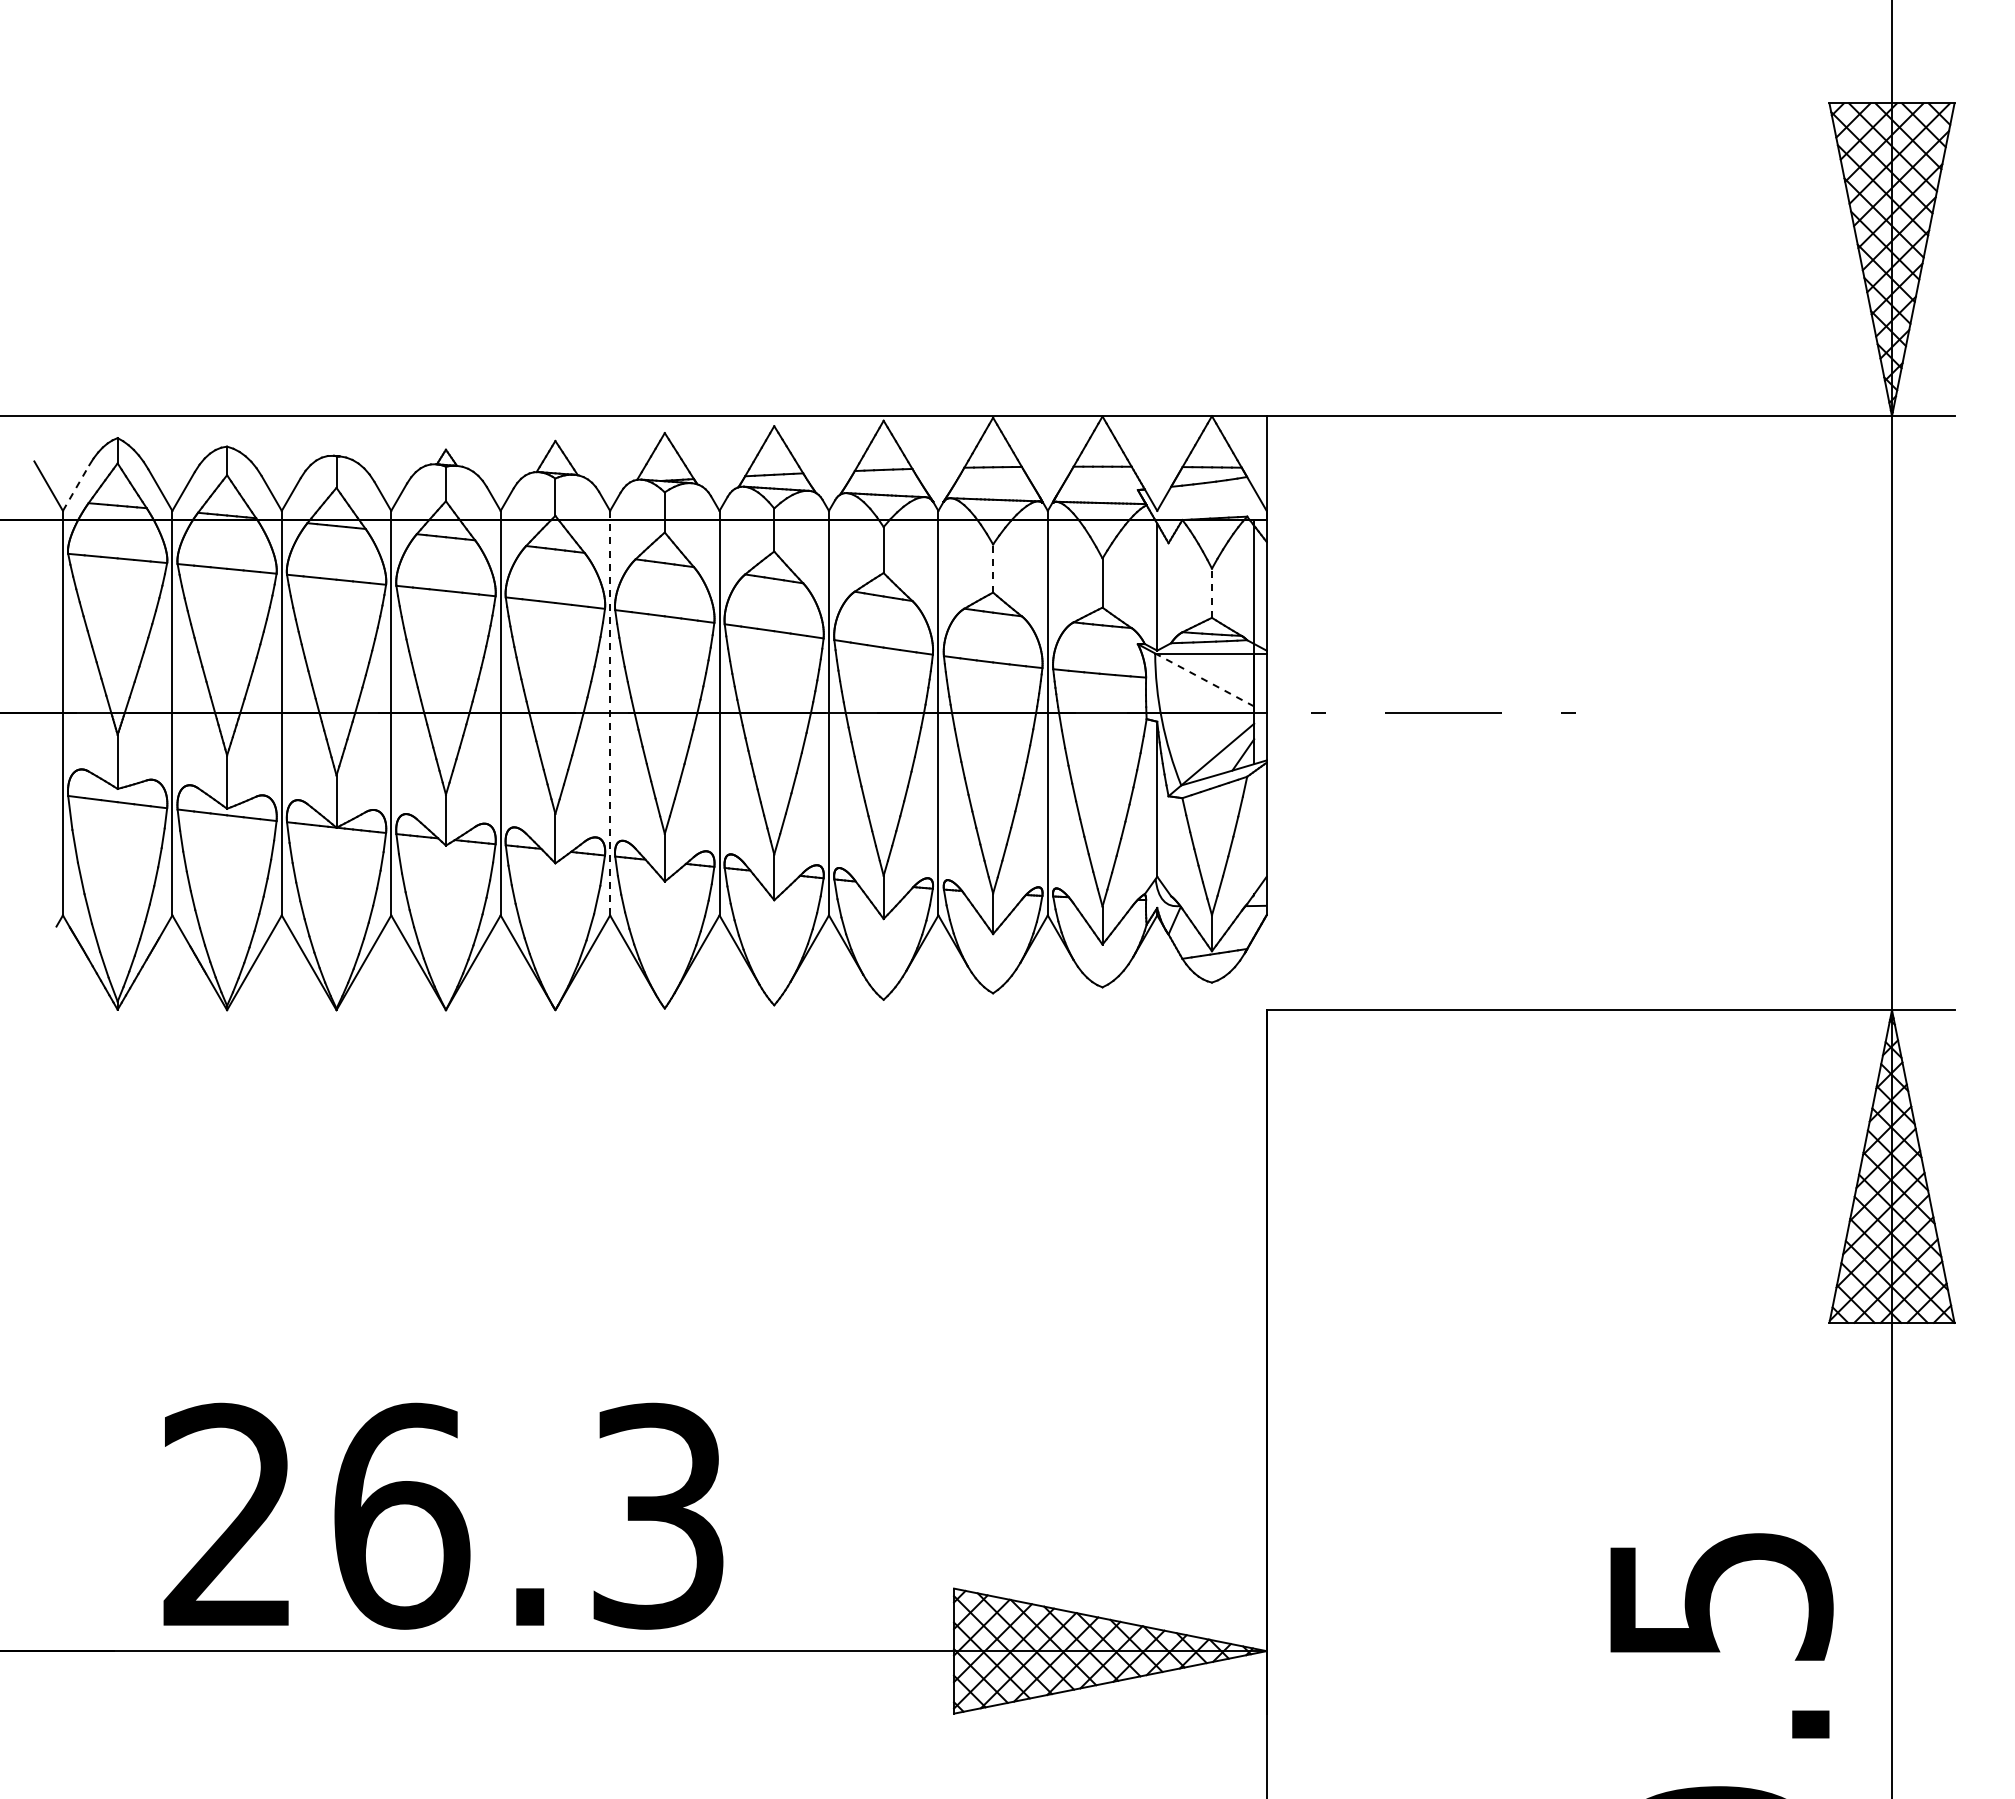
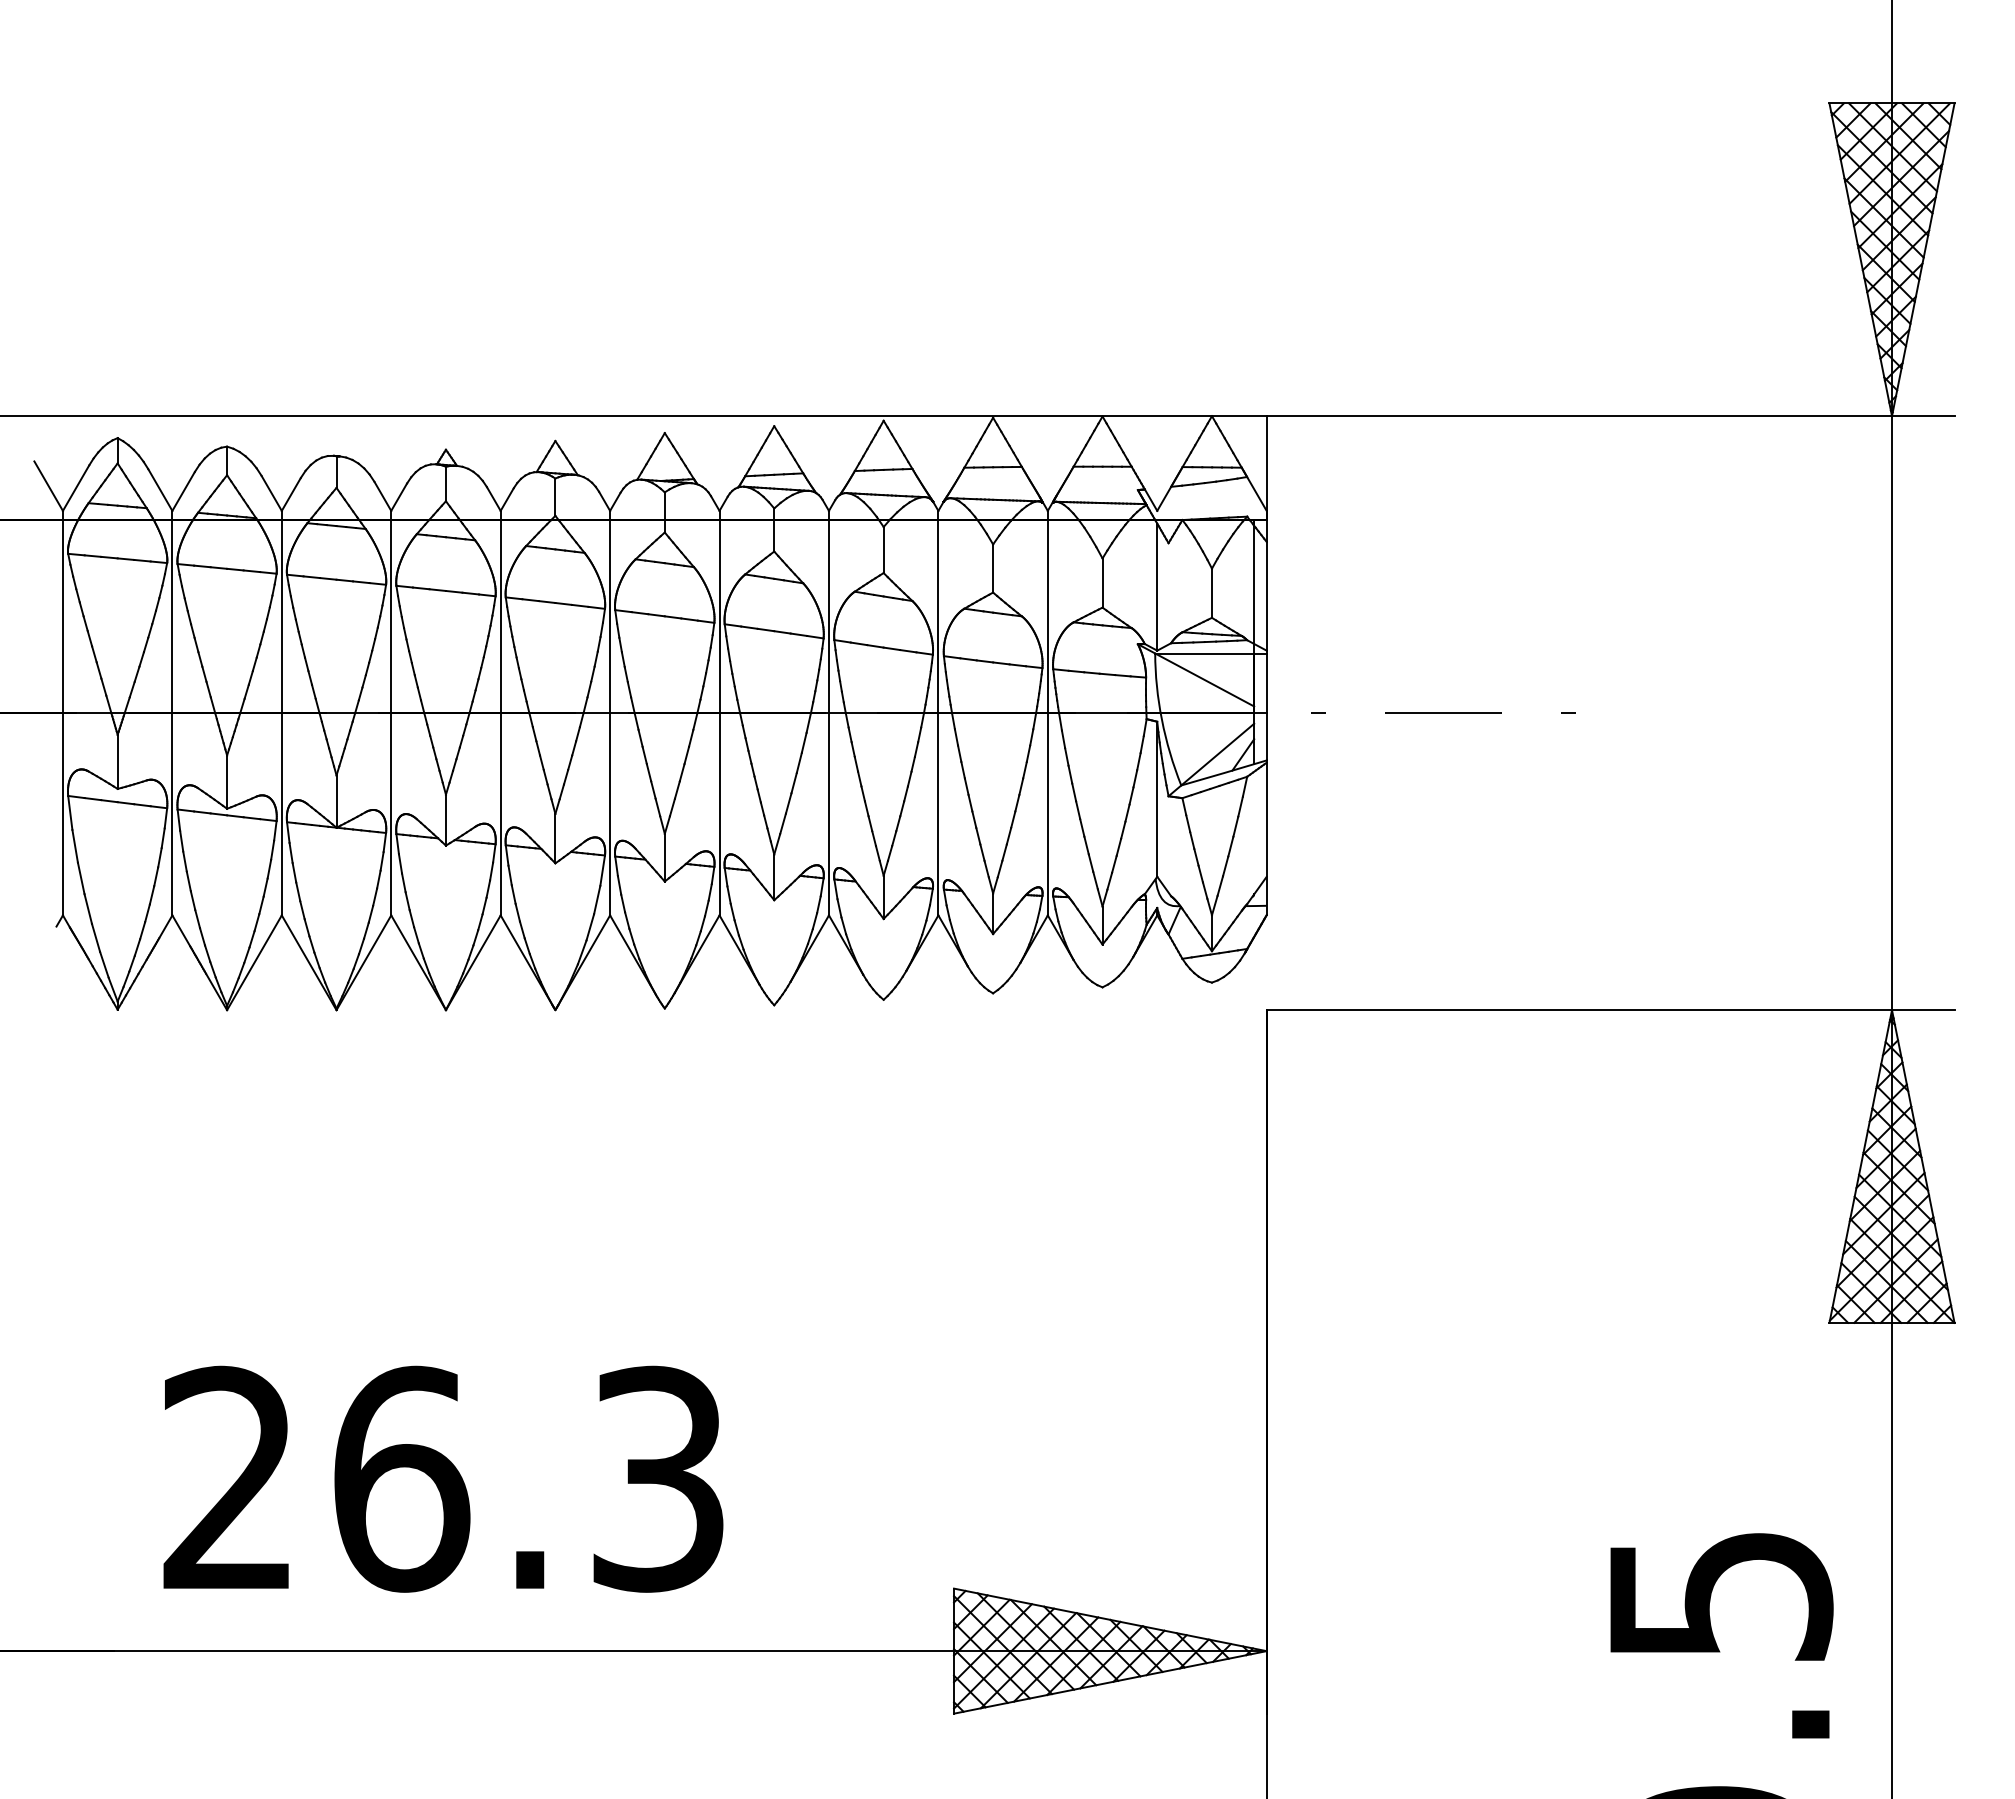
line: dashed -> solid (76, 487)
line: dashed -> solid (993, 568)
line: dashed -> solid (1211, 593)
line: dashed -> solid (1204, 679)
line: dashed -> solid (610, 712)
text position: (443, 1515) -> (443, 1478) (443, 1478)
